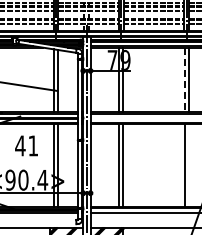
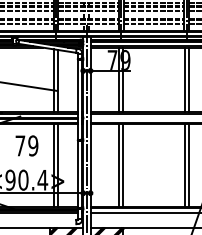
line: dashed -> solid (184, 80)
text: 41 -> 79 (26, 145)
line: none -> present (188, 165)
